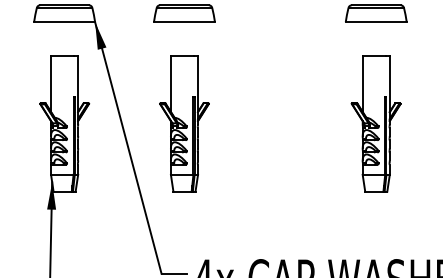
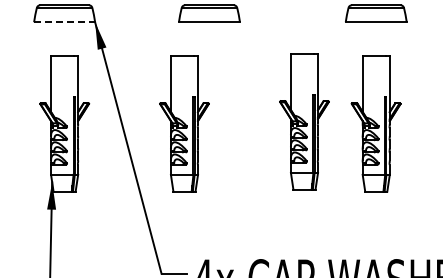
part position: (184, 13) -> (209, 13) (209, 13)
line: solid -> dashed (64, 22)
part: none -> present (304, 121)
